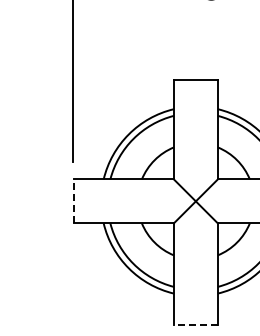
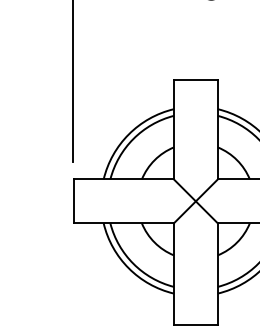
line: dashed -> solid (74, 201)
line: dashed -> solid (195, 325)
